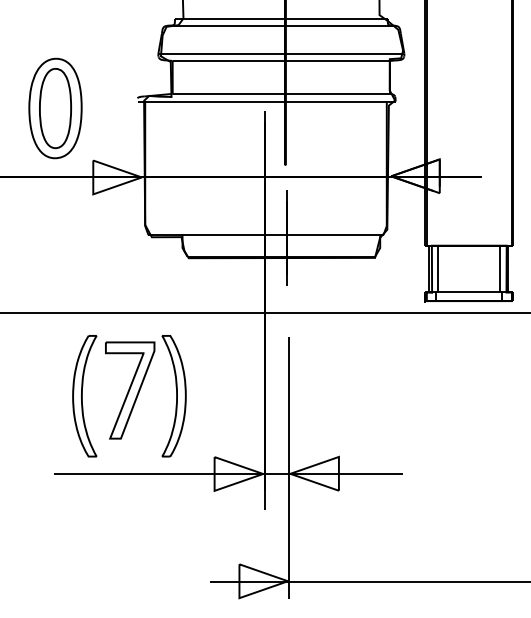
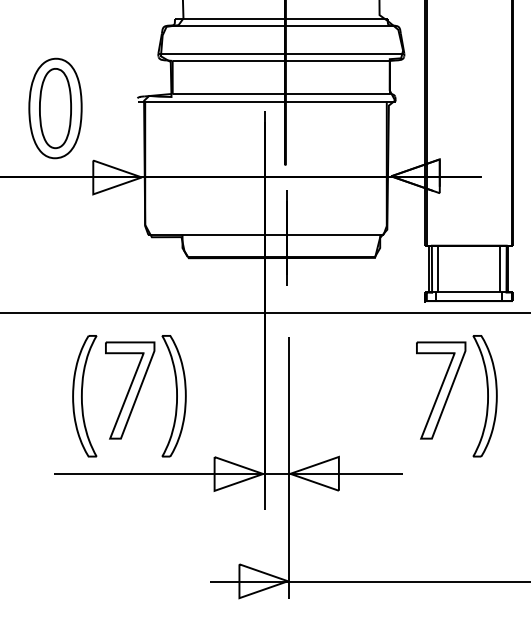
part: none -> present (450, 393)
